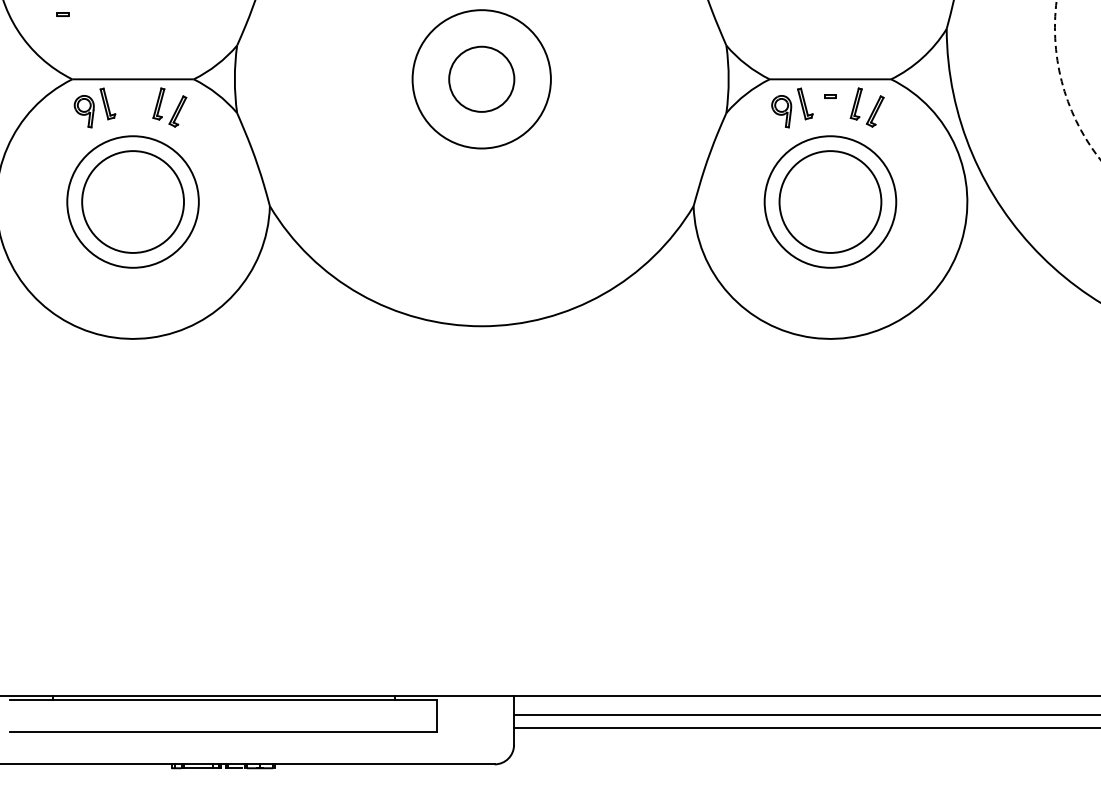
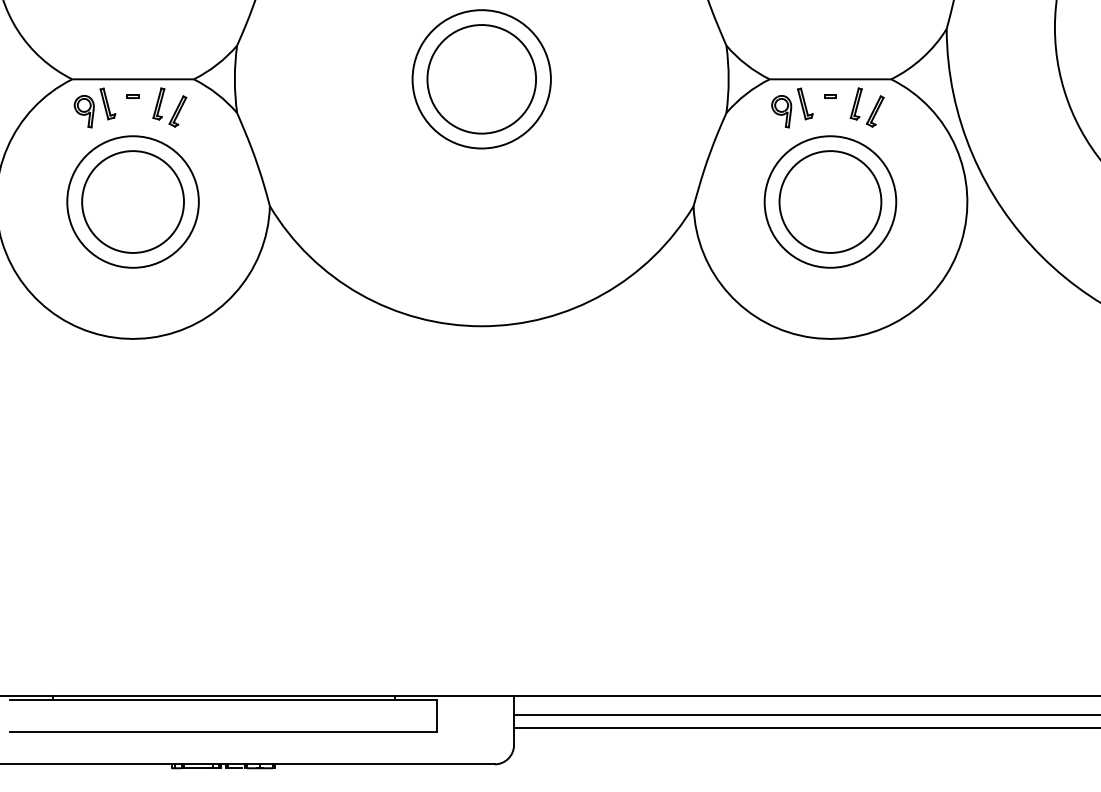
part position: (62, 14) -> (132, 96) (132, 96)
circle diameter: 65 px -> 109 px (481, 79)
circle: dashed -> solid (1077, 79)
